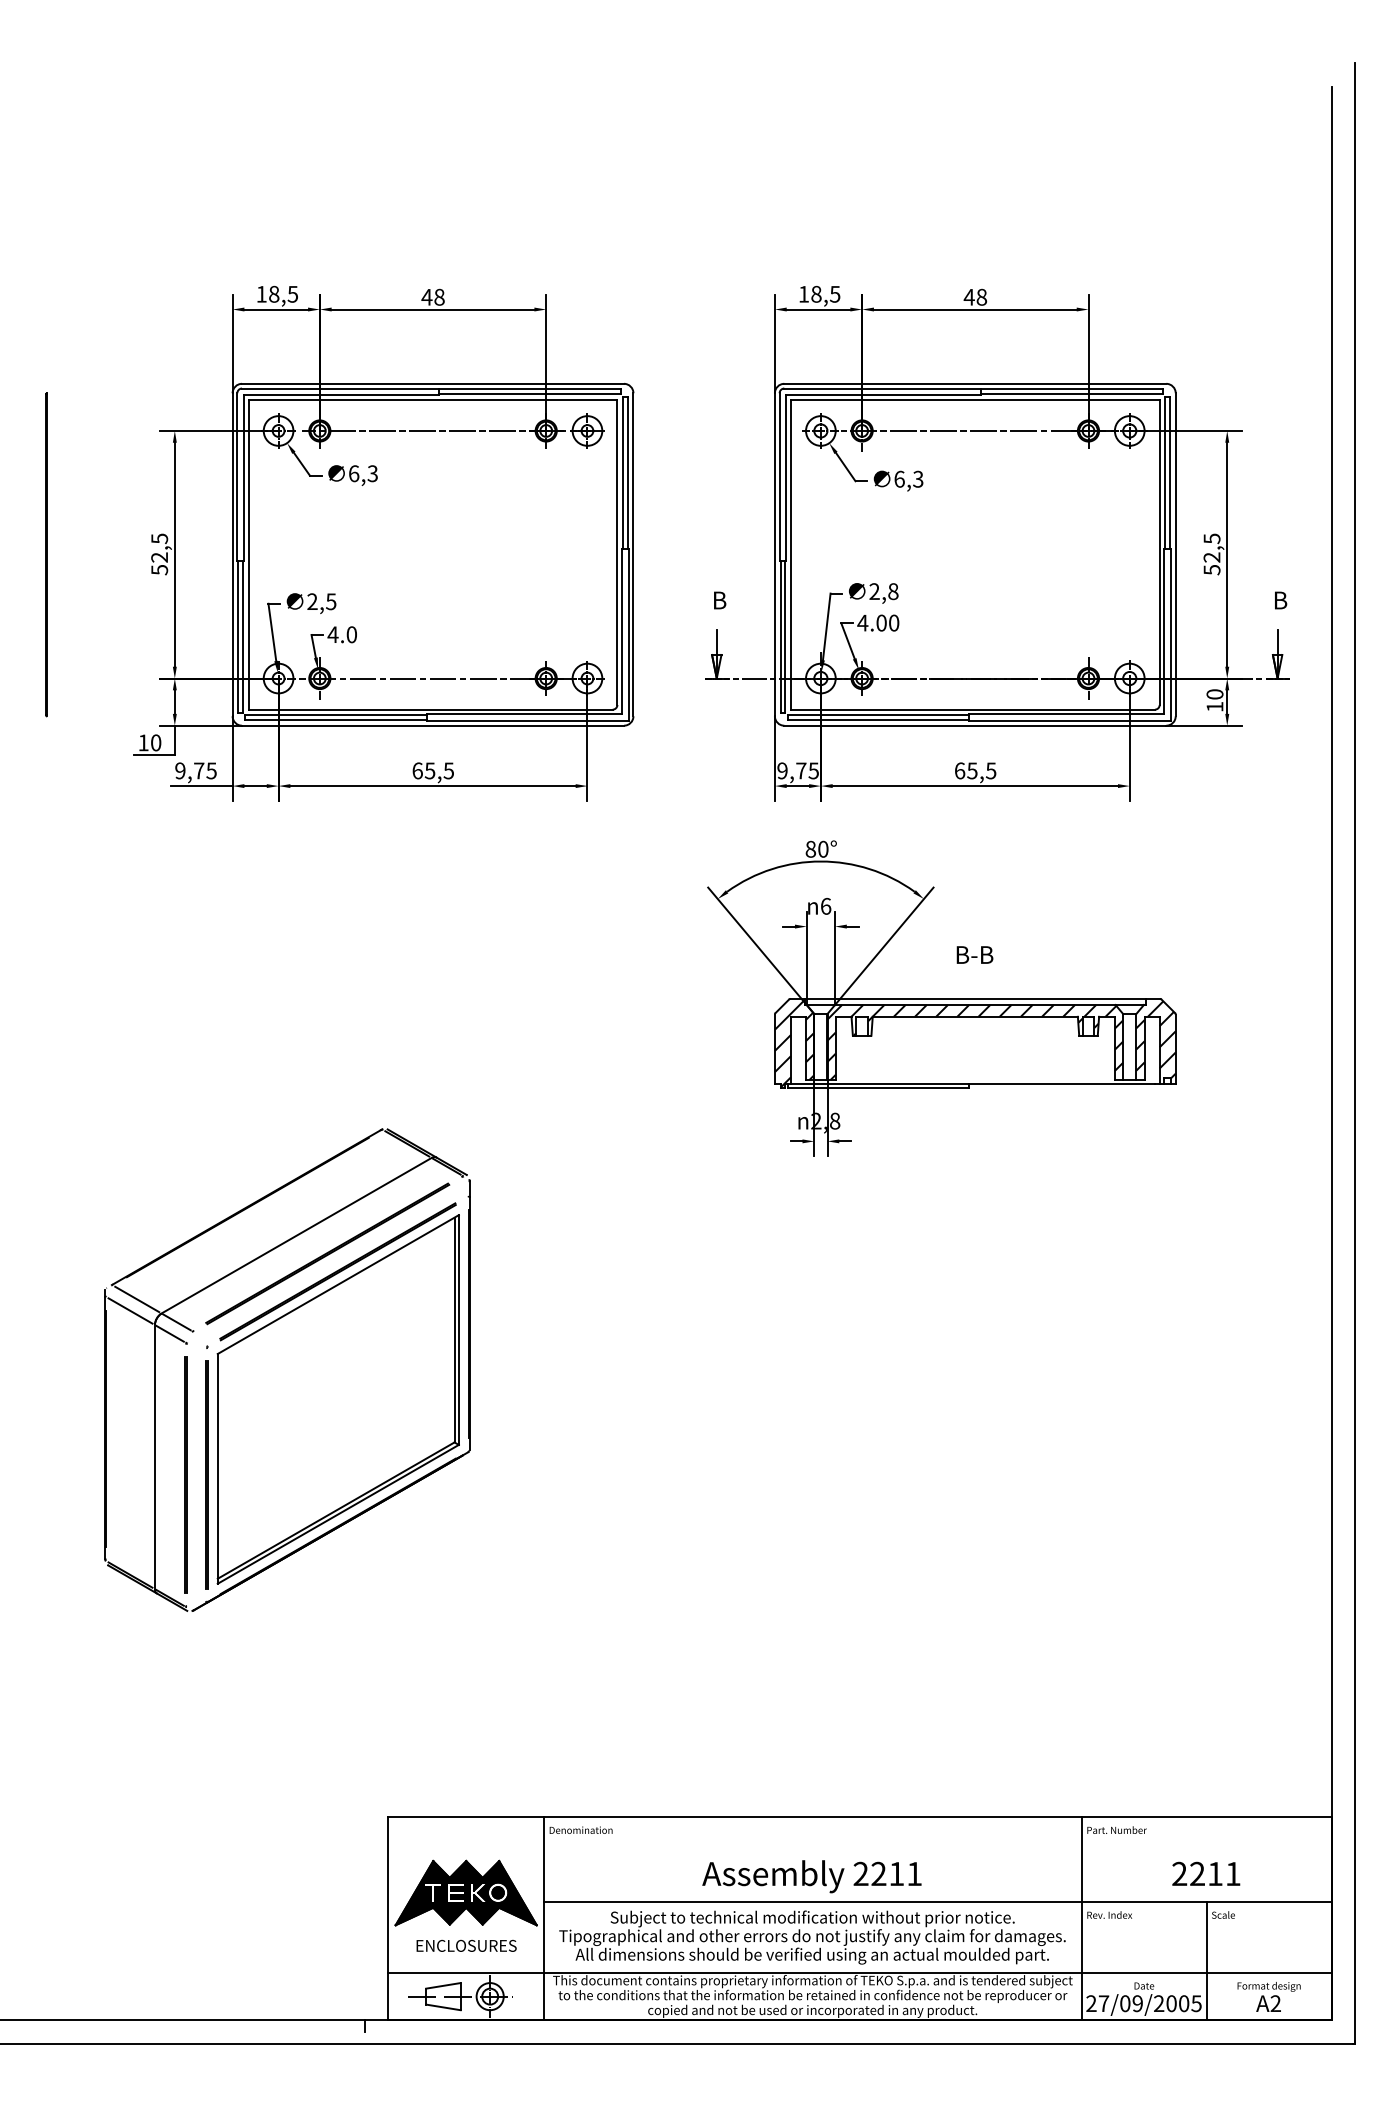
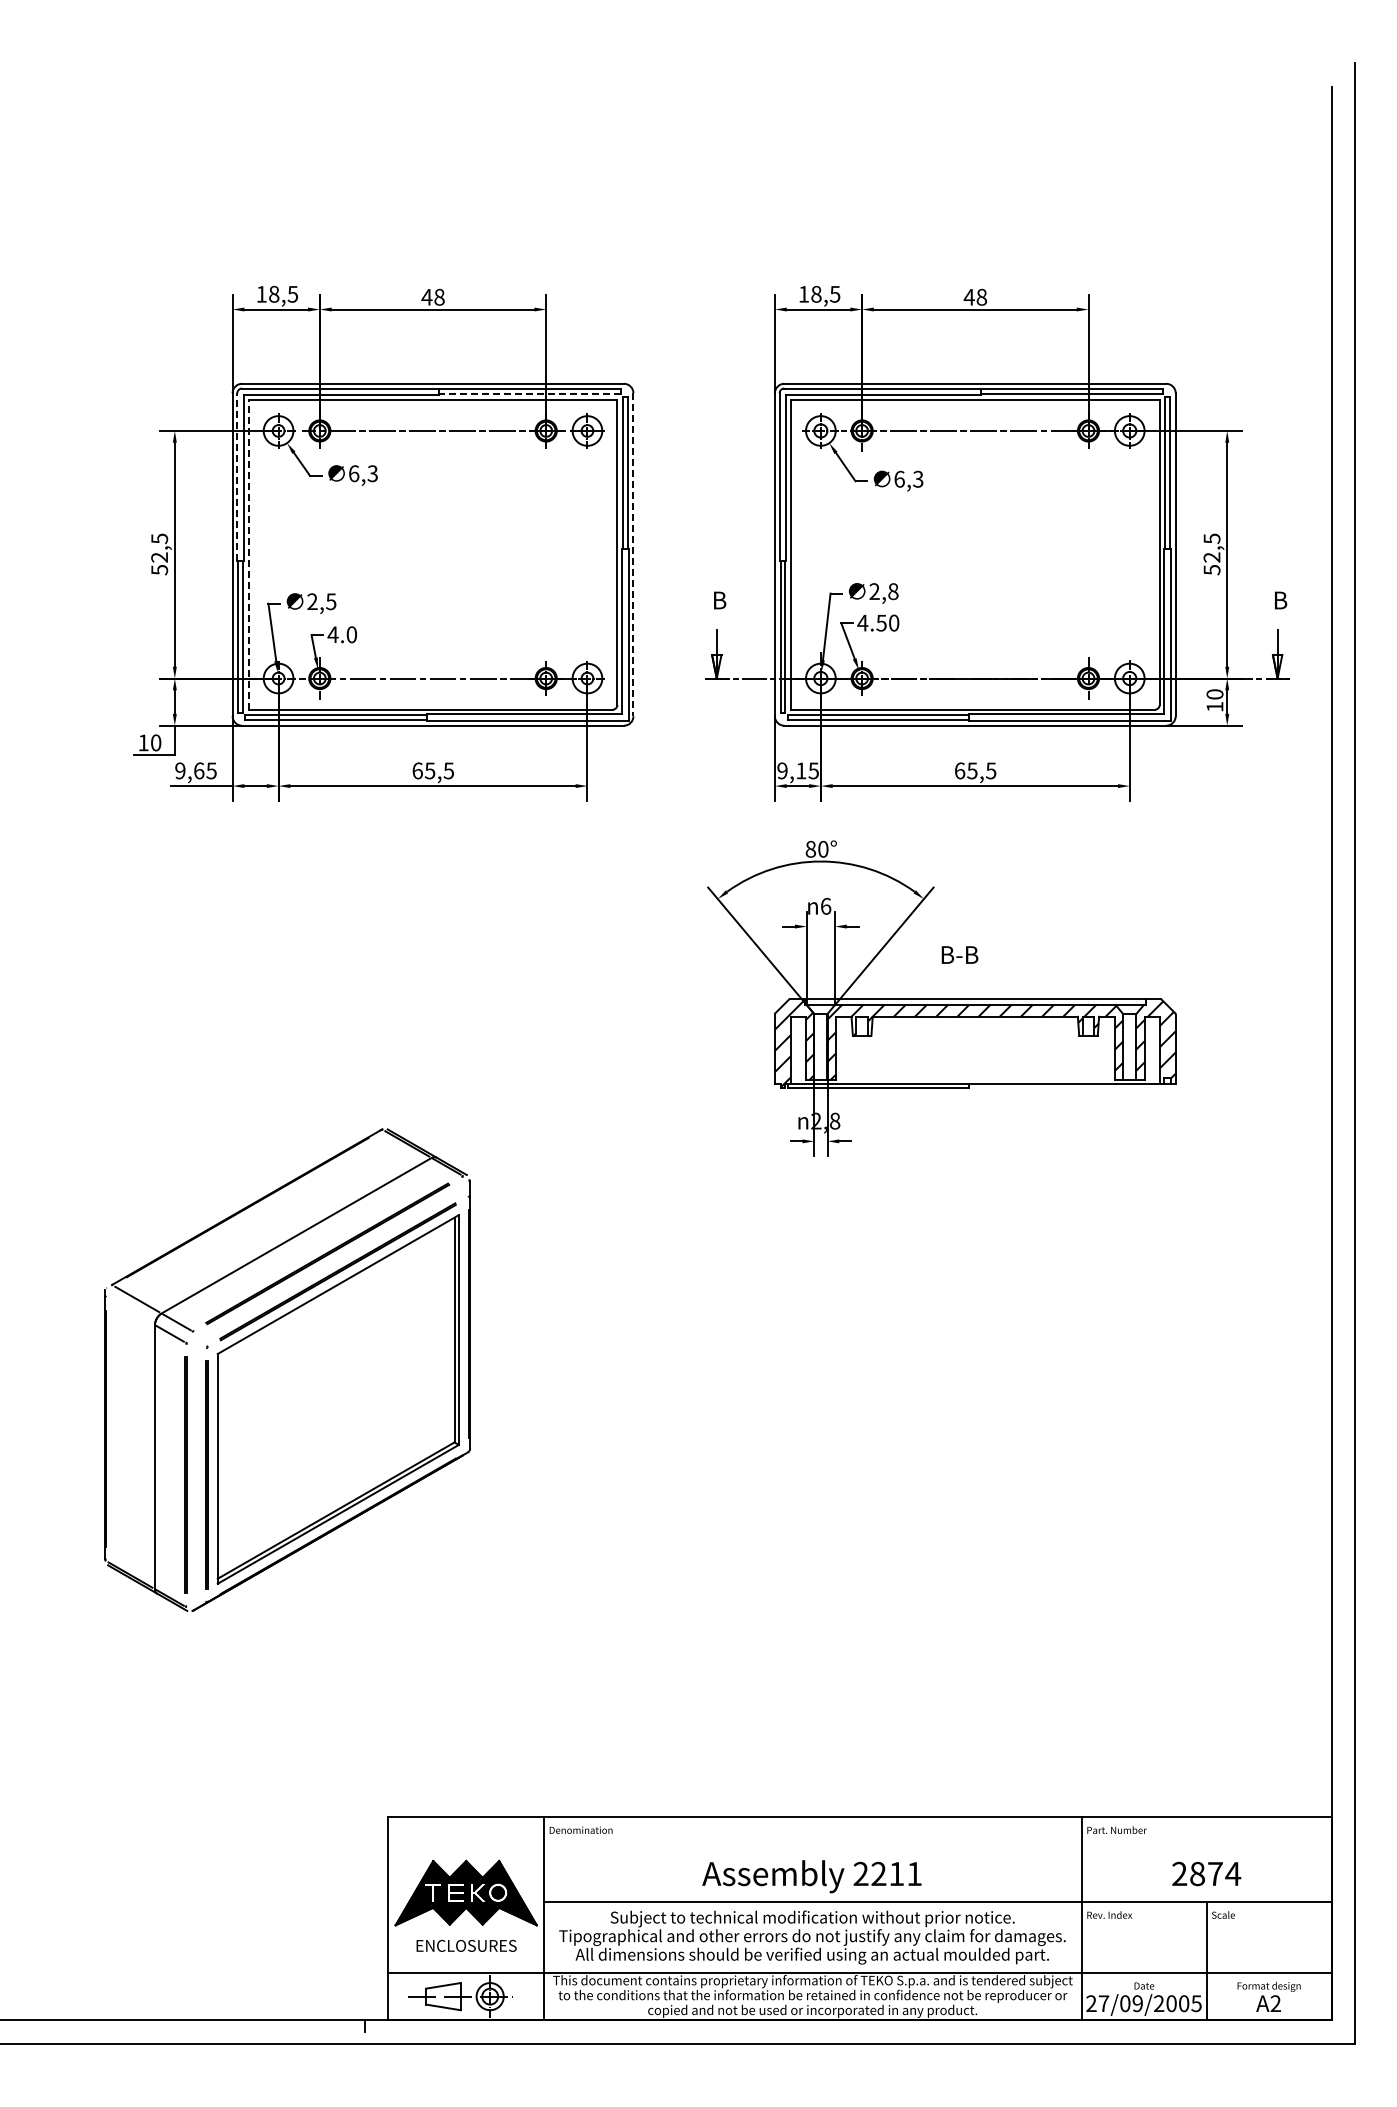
line: solid -> dashed (529, 394)
line: solid -> dashed (237, 476)
line: present -> none (46, 554)
line: solid -> dashed (248, 554)
line: solid -> dashed (633, 554)
text: 4.00 -> 4.50 (881, 622)
text: 9,75 -> 9,65 (199, 770)
text: 9,75 -> 9,15 (801, 770)
text position: (974, 954) -> (959, 954) (959, 954)
line: present -> none (130, 1310)
text: 2211 -> 2874 (1215, 1873)
